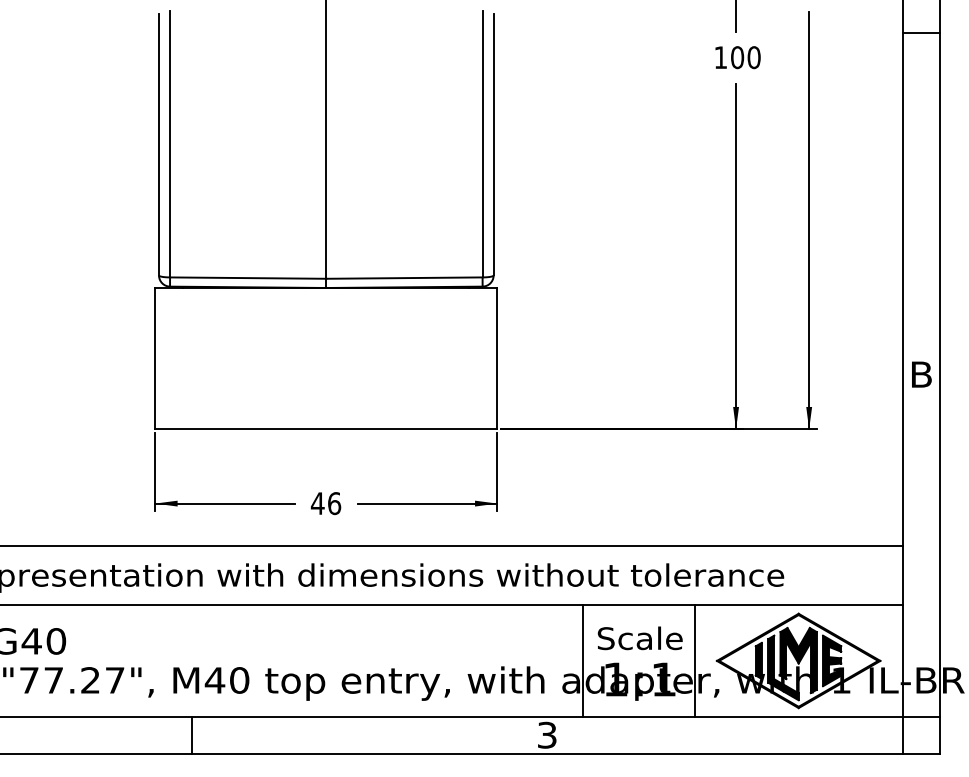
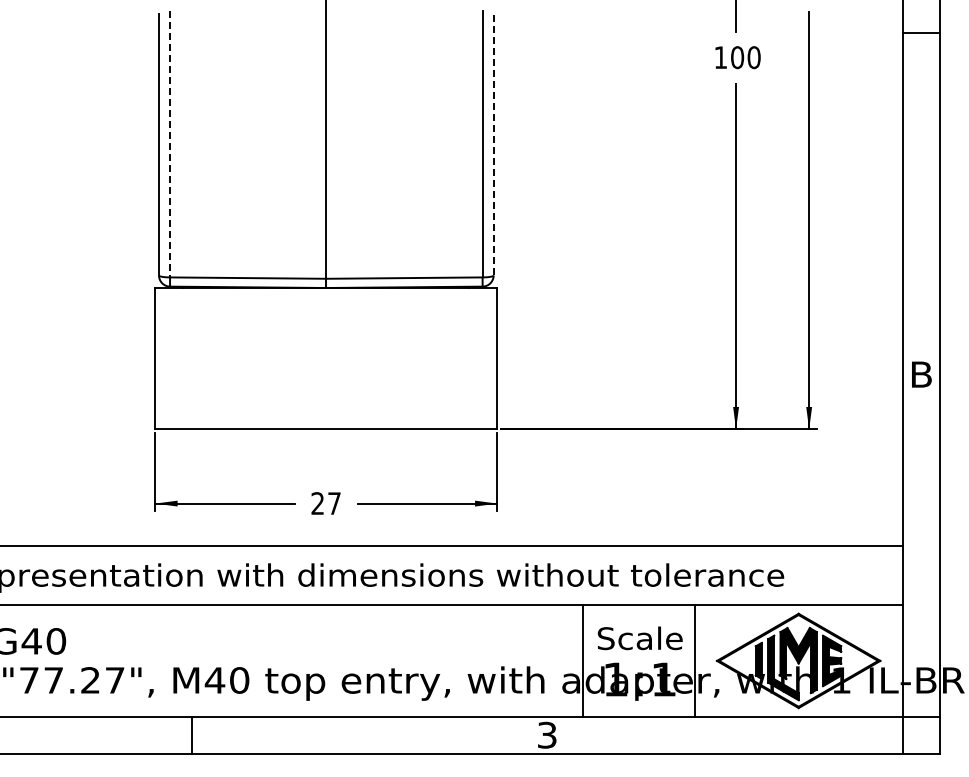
line: solid -> dashed (170, 144)
line: solid -> dashed (493, 144)
text: 46 -> 27 (325, 503)
